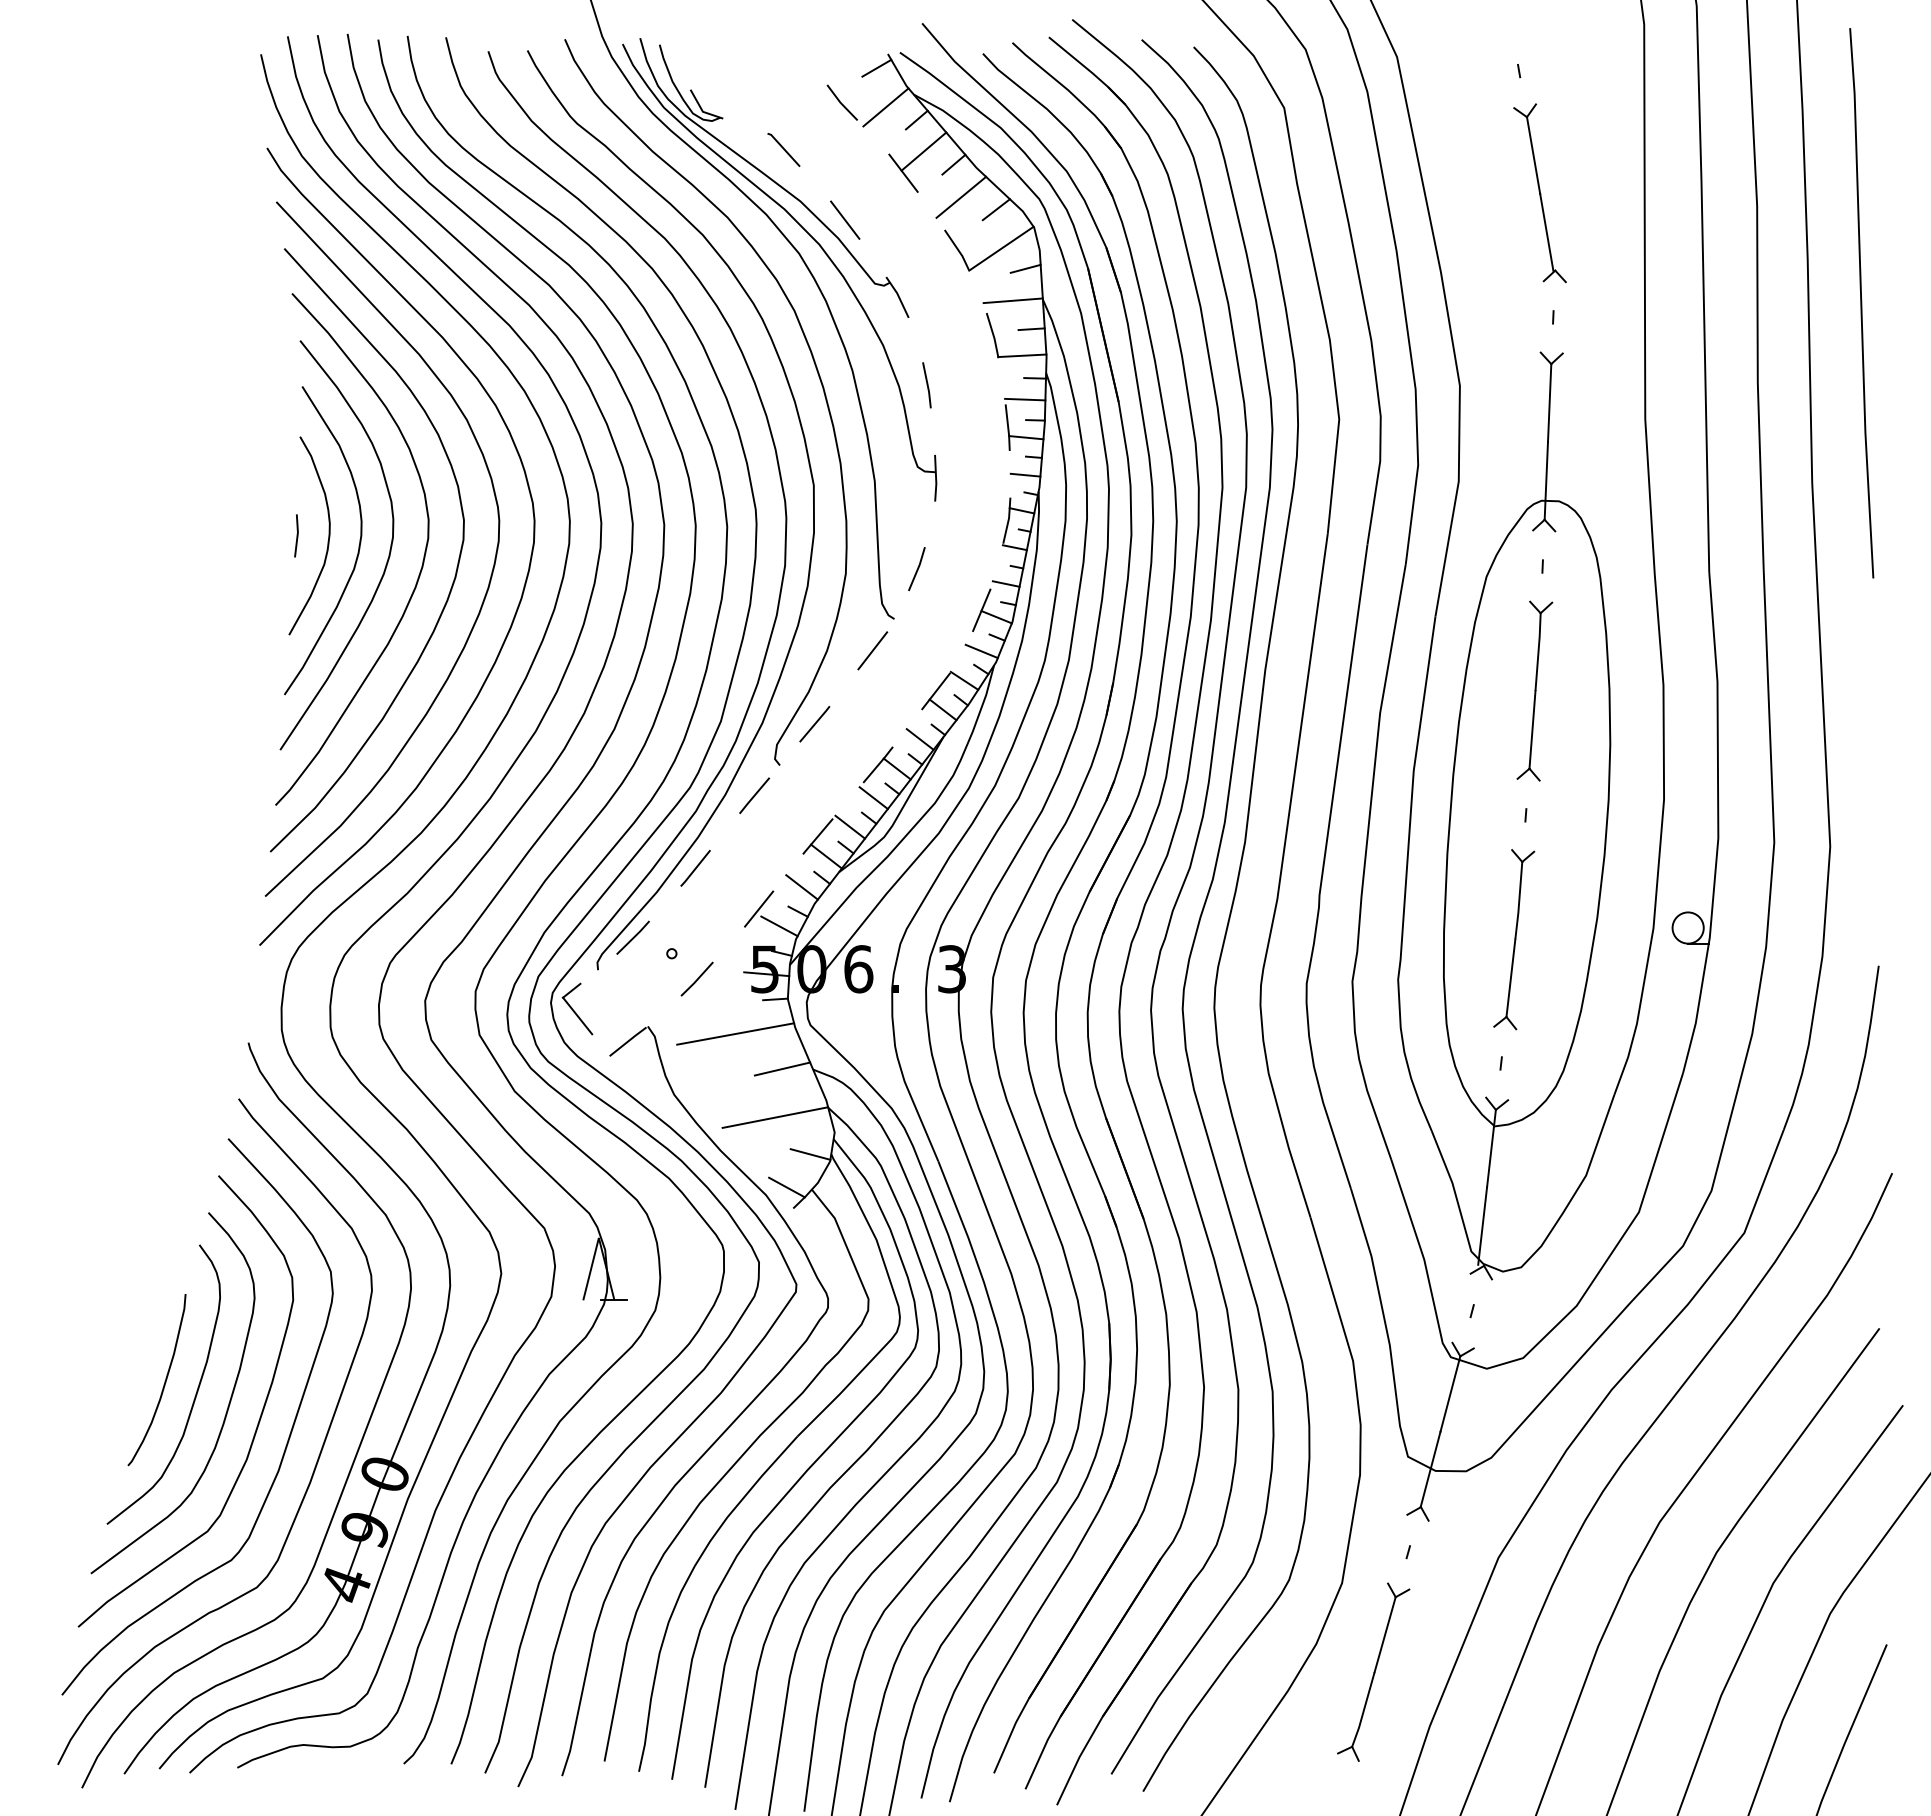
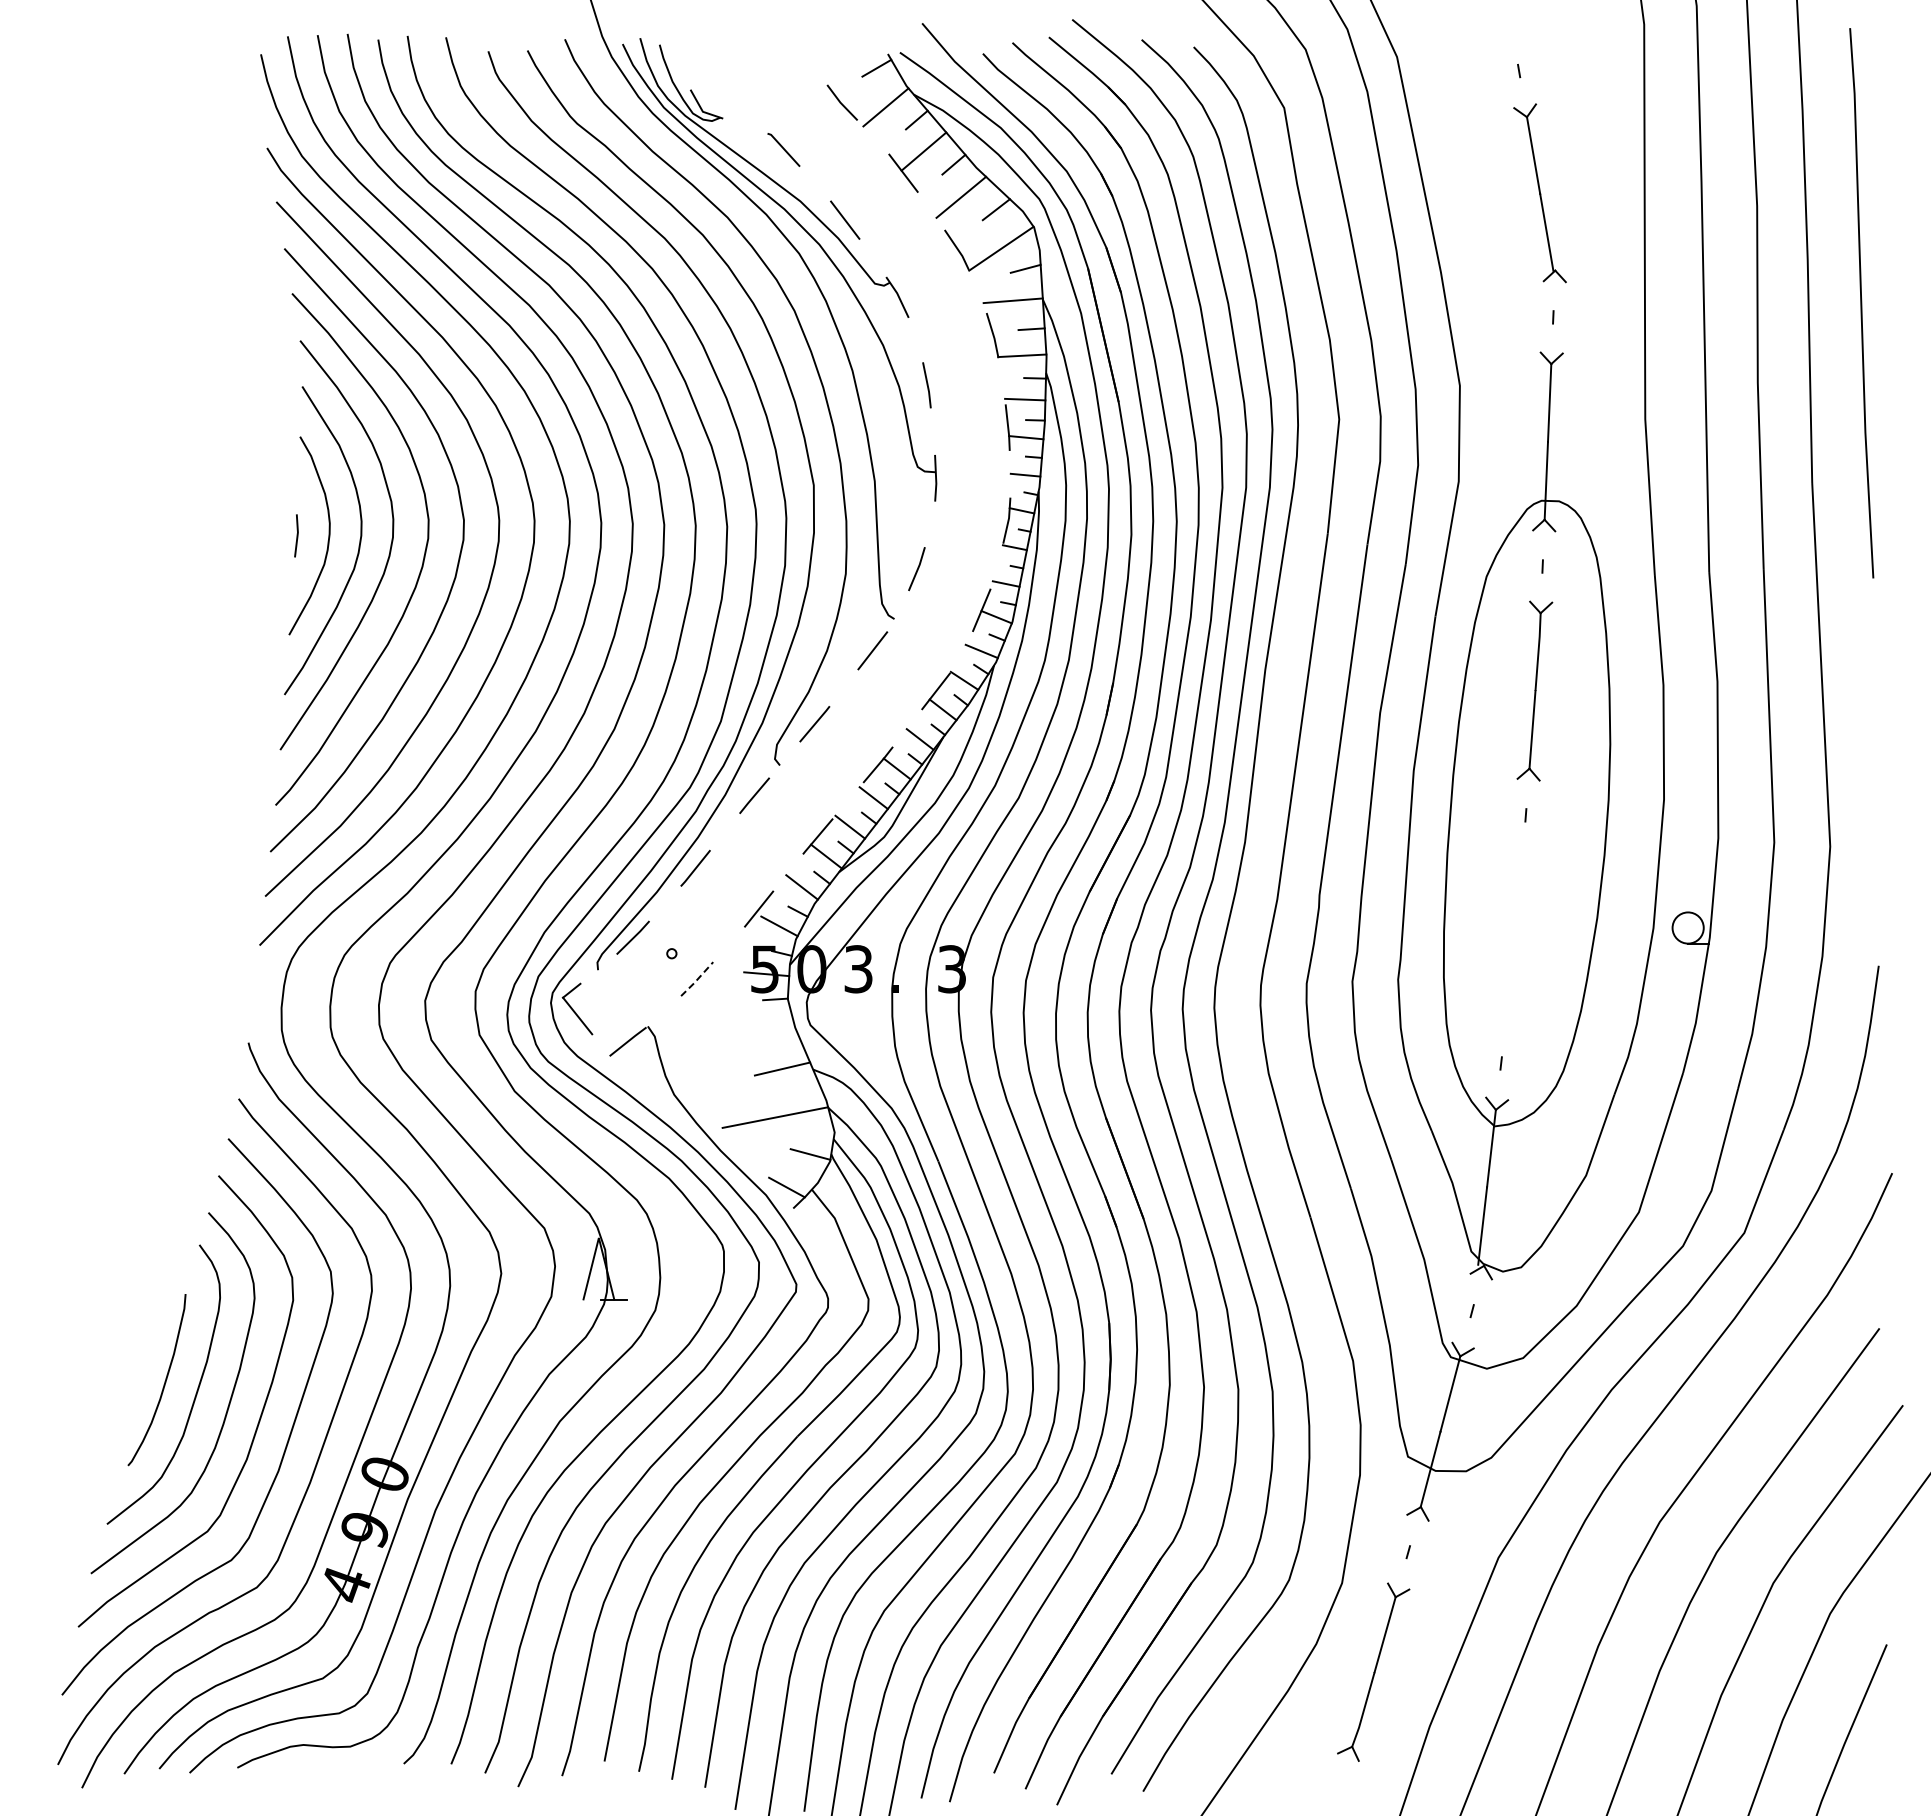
part: present -> none (1514, 939)
text: 6 -> 3 (858, 969)
line: solid -> dashed (697, 979)
line: present -> none (735, 1033)
